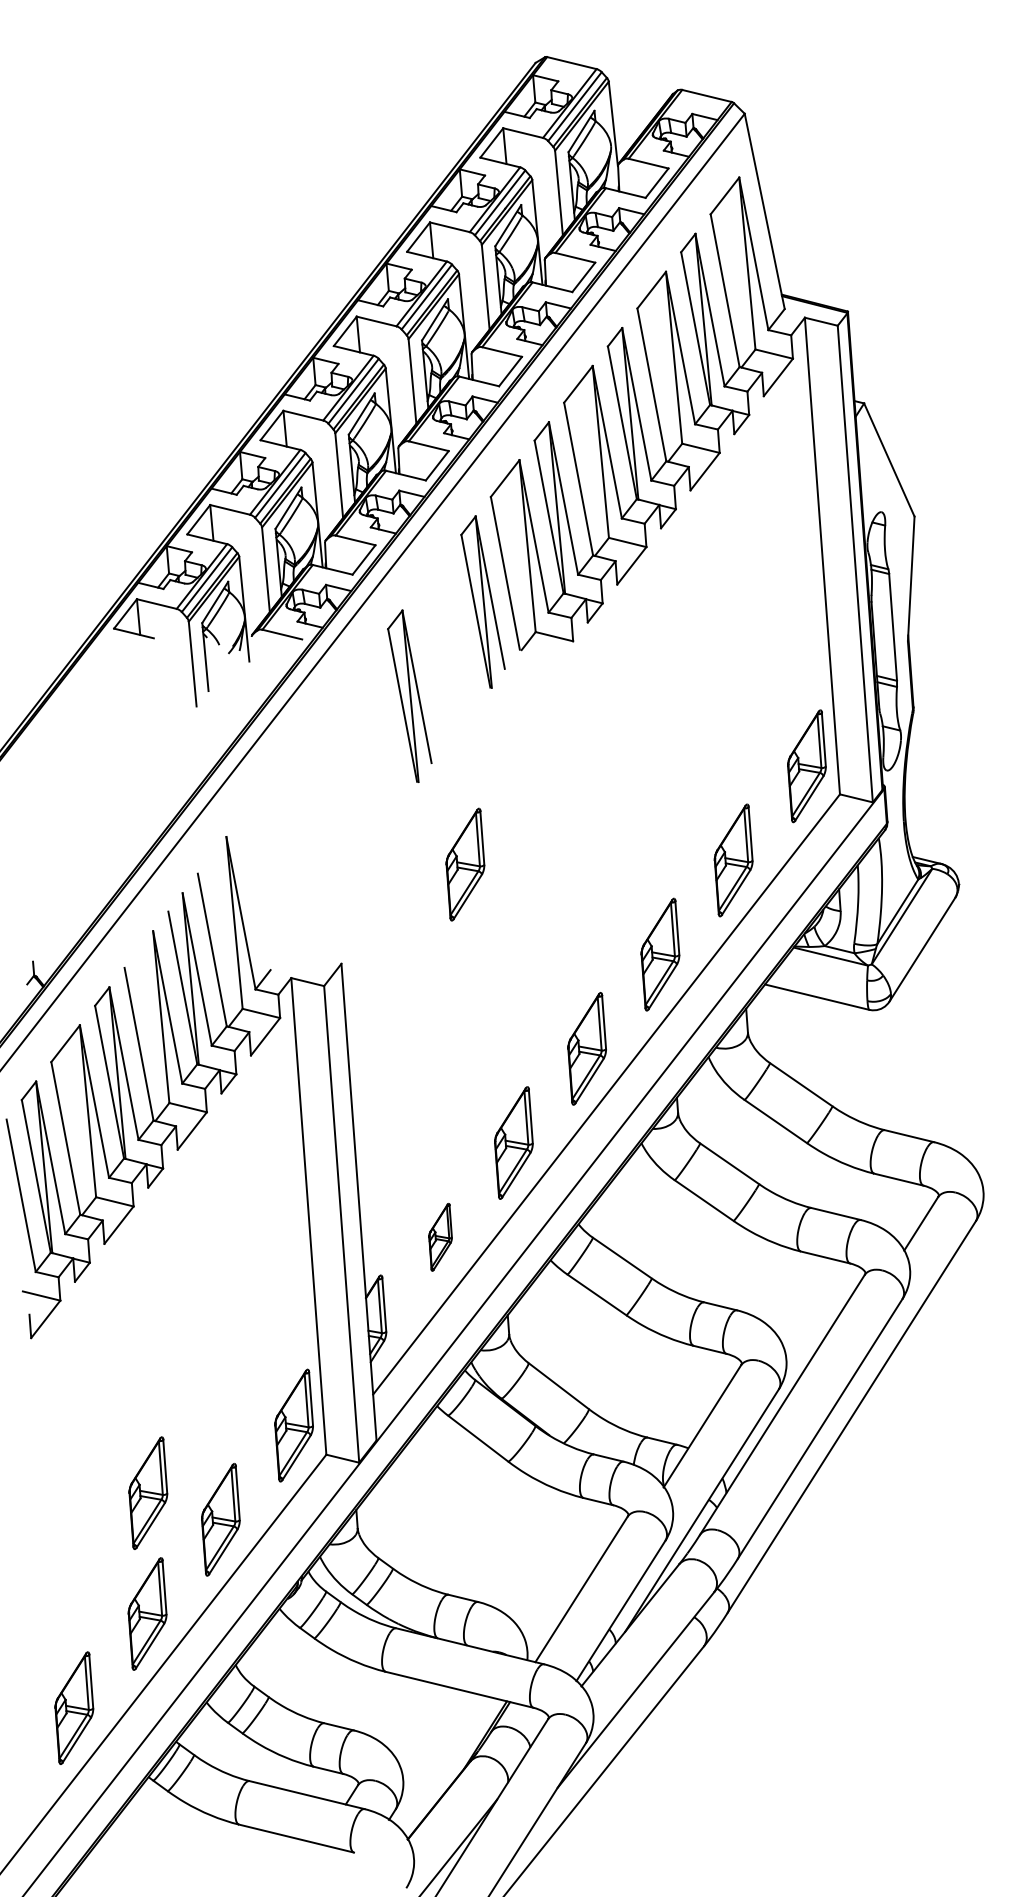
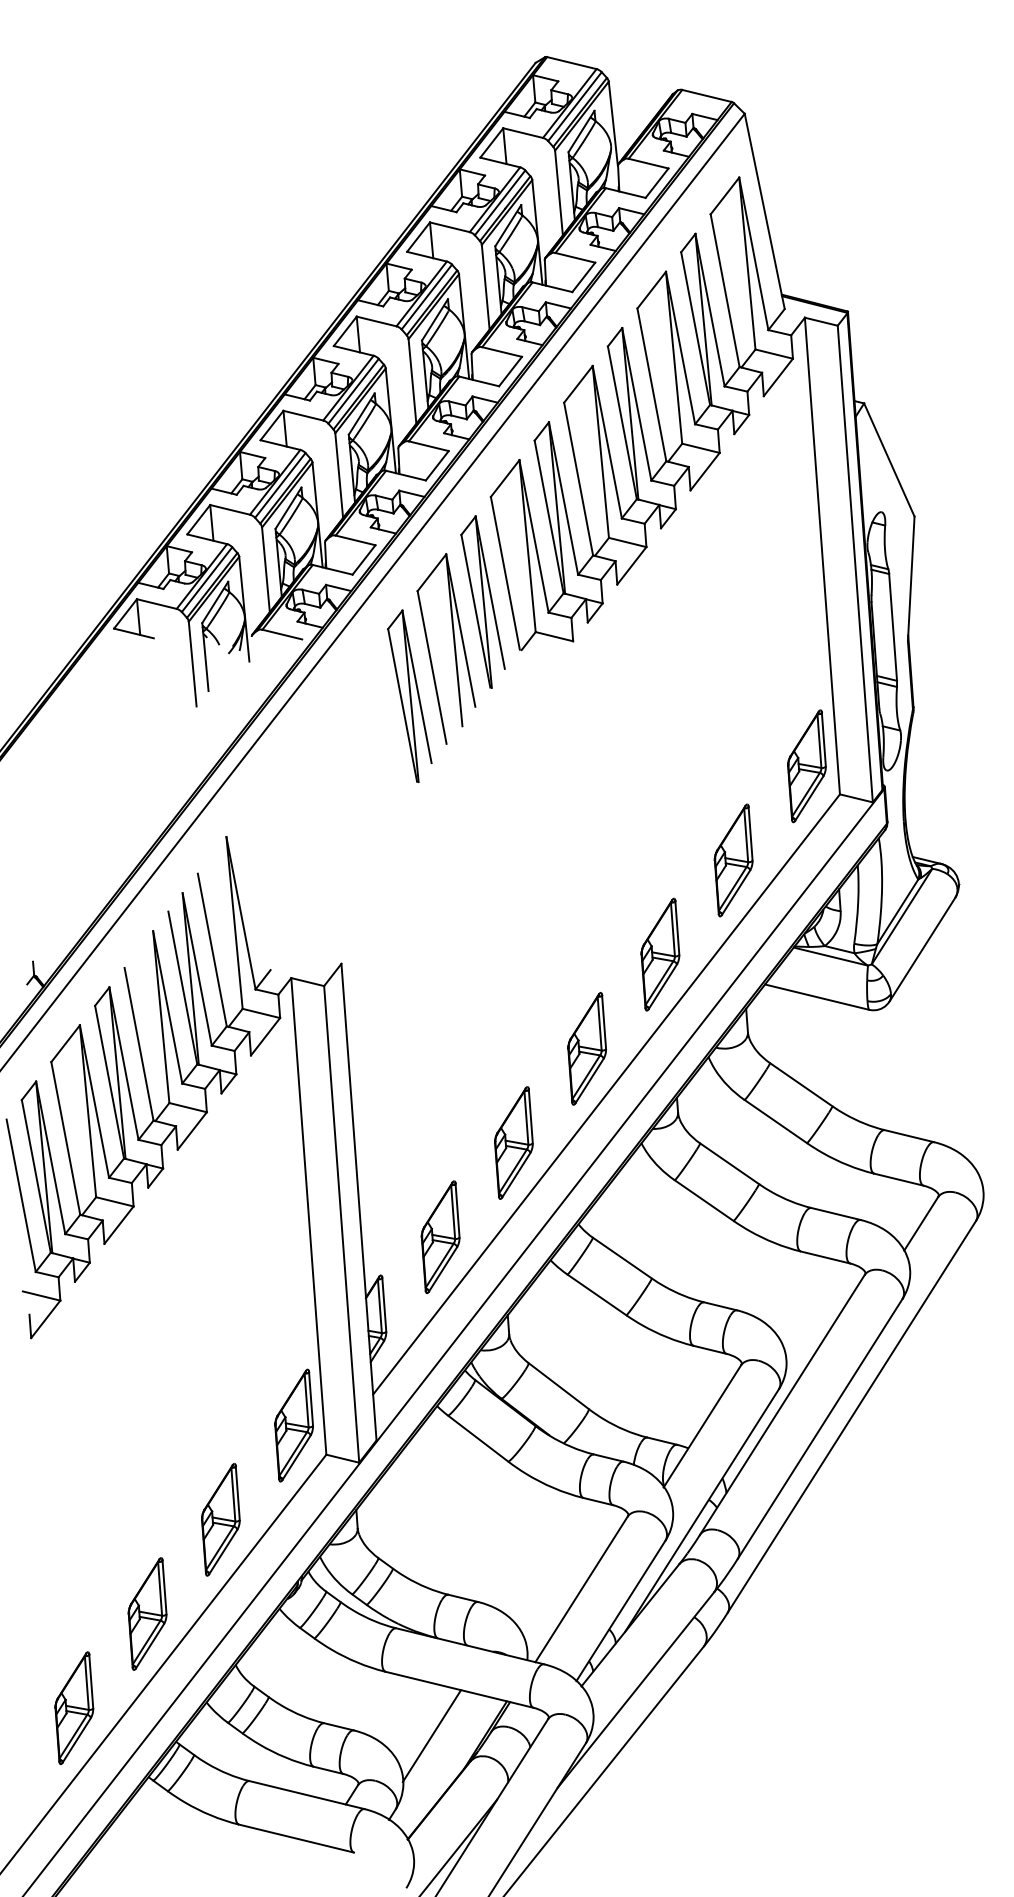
part: none -> present (453, 645)
part: present -> none (465, 864)
part size: 25x69 px -> 41x115 px (440, 1237)
part: present -> none (148, 1492)
line: none -> present (431, 1735)
